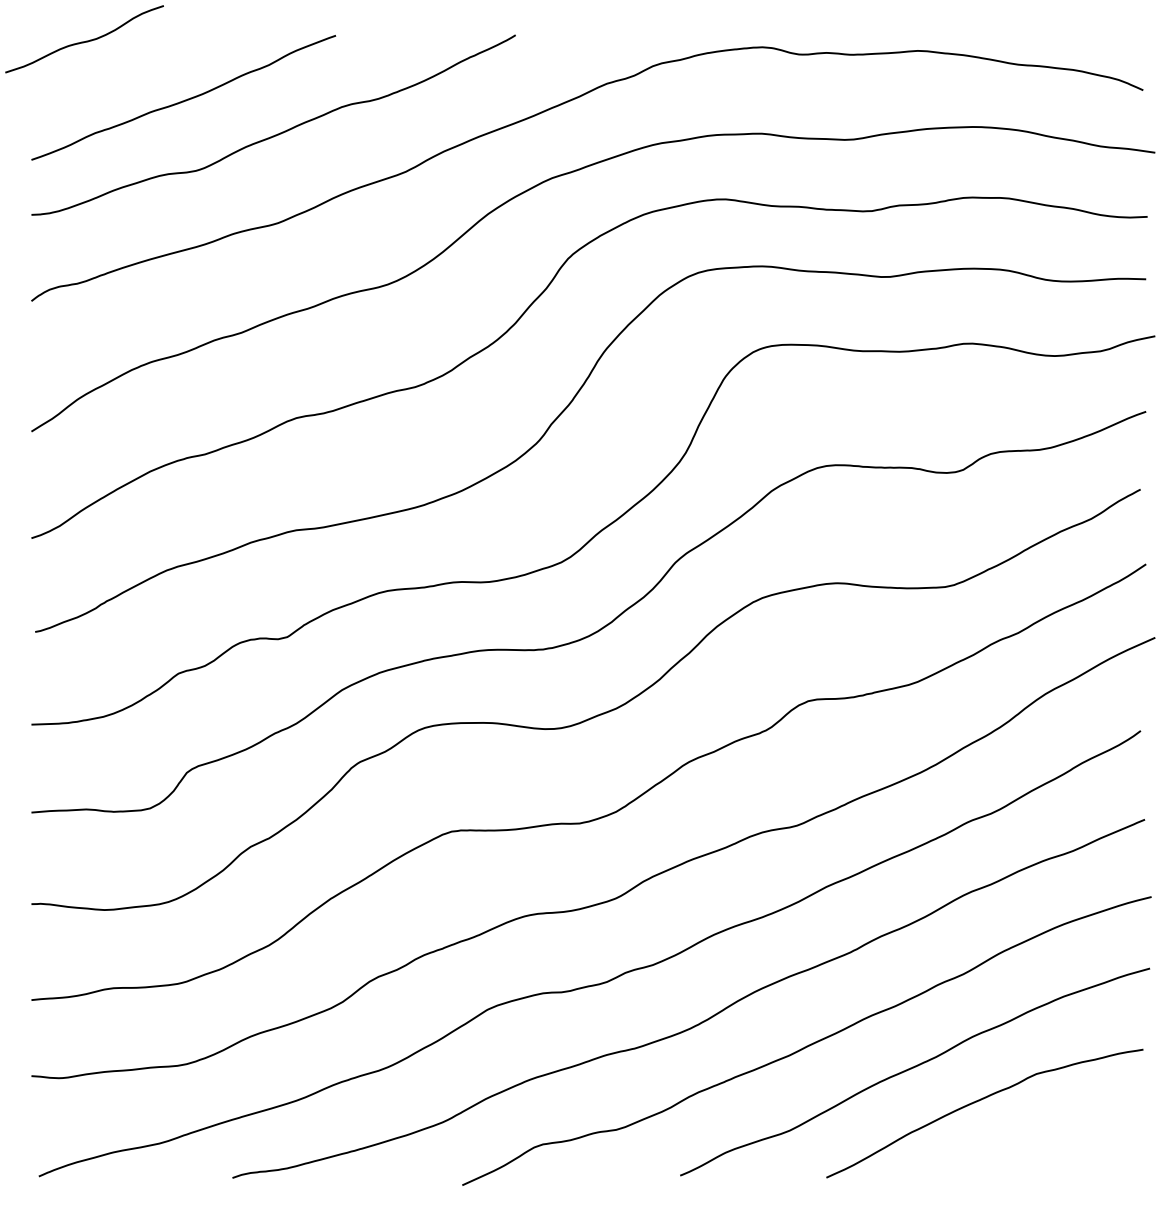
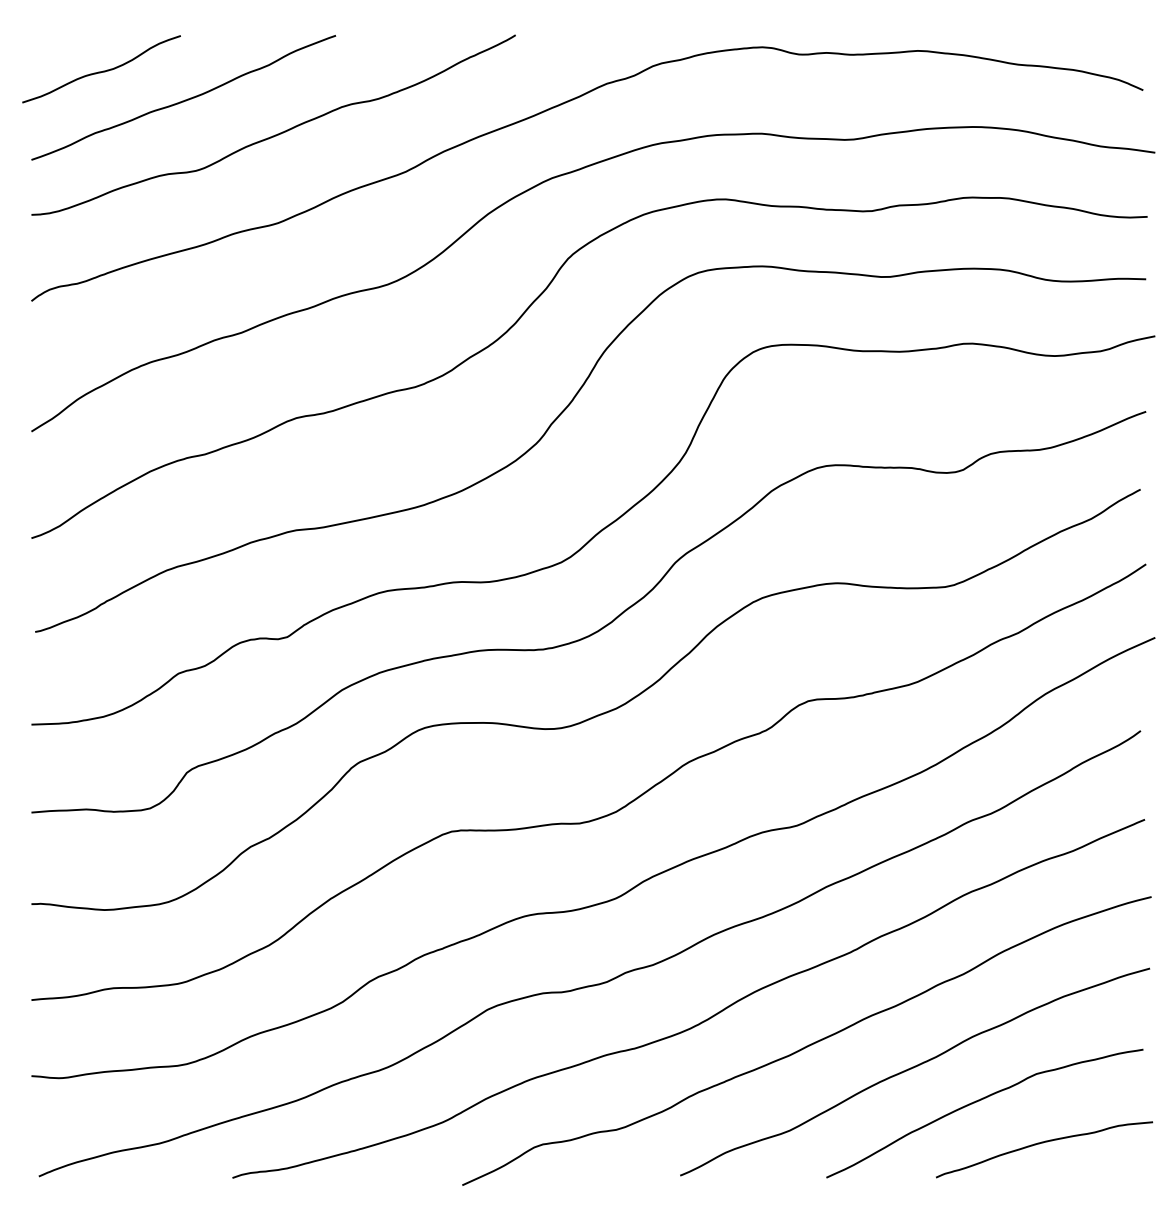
curve position: (84, 41) -> (101, 71) (101, 71)
curve: none -> present (1043, 1143)
